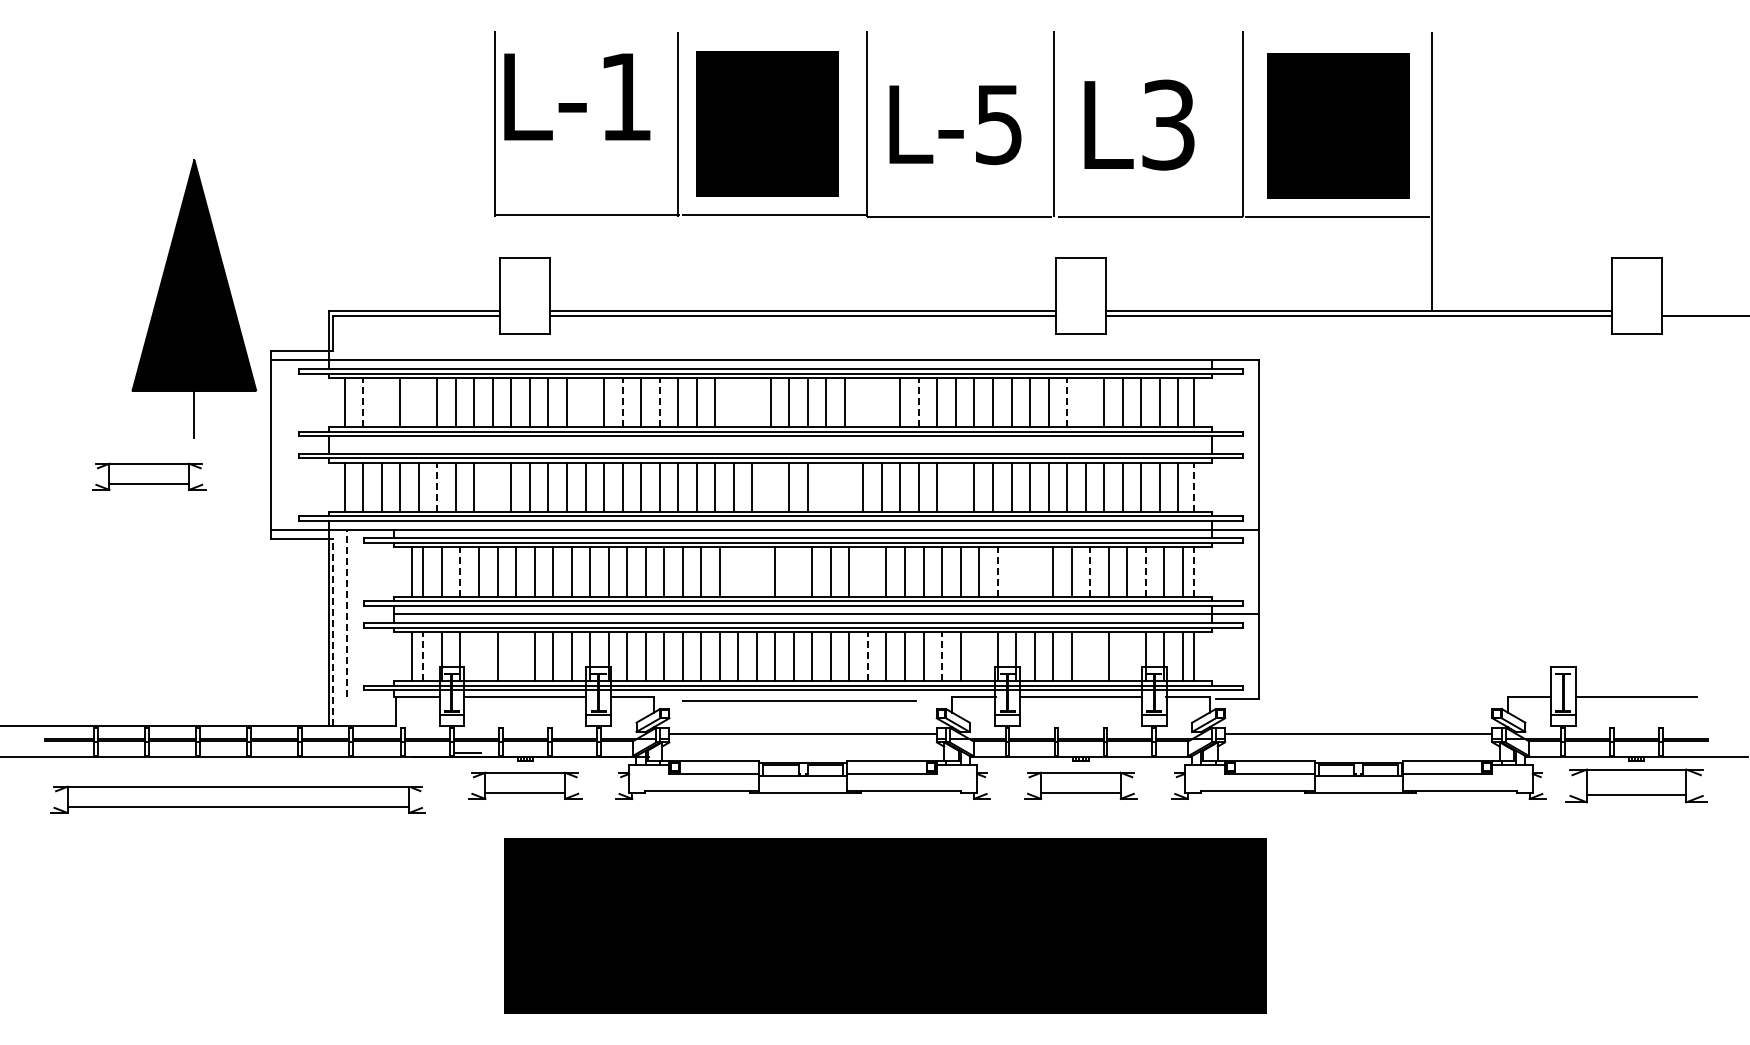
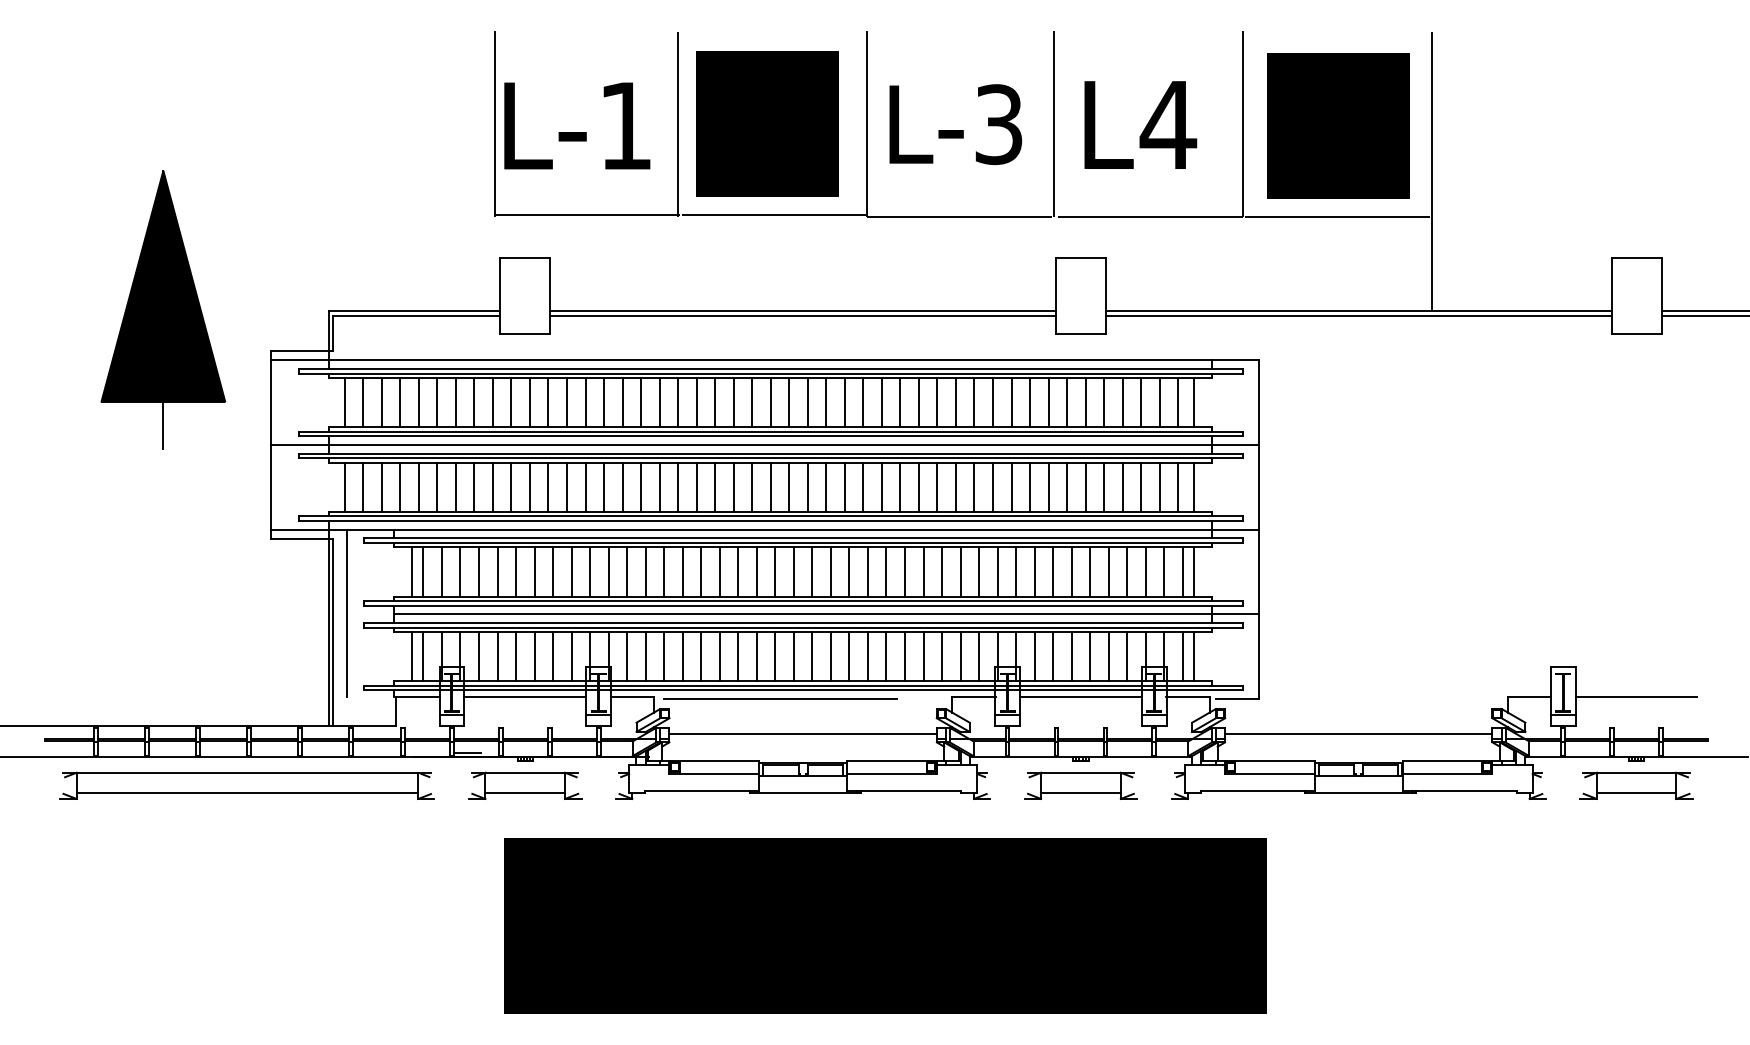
text position: (577, 96) -> (577, 125) (577, 125)
text: L-5 -> L-3 (998, 124)
text: L3 -> L4 (1168, 124)
part position: (194, 298) -> (163, 309) (163, 309)
line: none -> present (1703, 311)
line: dashed -> solid (363, 402)
line: none -> present (381, 402)
line: none -> present (418, 402)
line: none -> present (585, 402)
line: dashed -> solid (622, 402)
line: dashed -> solid (659, 402)
line: none -> present (733, 402)
line: none -> present (752, 402)
line: none -> present (863, 402)
line: none -> present (881, 402)
line: dashed -> solid (918, 402)
line: dashed -> solid (1067, 402)
line: none -> present (1085, 402)
line: none -> present (765, 444)
part: present -> none (149, 476)
line: dashed -> solid (437, 487)
line: none -> present (492, 487)
line: none -> present (770, 487)
line: none -> present (826, 487)
line: none -> present (844, 487)
line: none -> present (955, 487)
line: dashed -> solid (1193, 487)
line: none -> present (738, 571)
line: none -> present (756, 571)
line: none -> present (793, 571)
line: none -> present (867, 571)
line: none -> present (1016, 571)
line: none -> present (1034, 571)
line: dashed -> solid (460, 572)
line: dashed -> solid (997, 572)
line: dashed -> solid (1090, 572)
line: dashed -> solid (1145, 572)
line: dashed -> solid (1193, 572)
line: dashed -> solid (347, 612)
line: dashed -> solid (333, 631)
line: dashed -> solid (423, 656)
line: none -> present (479, 656)
line: none -> present (516, 656)
line: dashed -> solid (867, 656)
line: dashed -> solid (942, 656)
line: none -> present (979, 656)
line: none -> present (1090, 656)
line: none -> present (1127, 656)
line position: (799, 700) -> (780, 698) (780, 698)
part size: 143x36 px -> 115x29 px (1636, 785)
part position: (237, 799) -> (246, 785) (246, 785)
